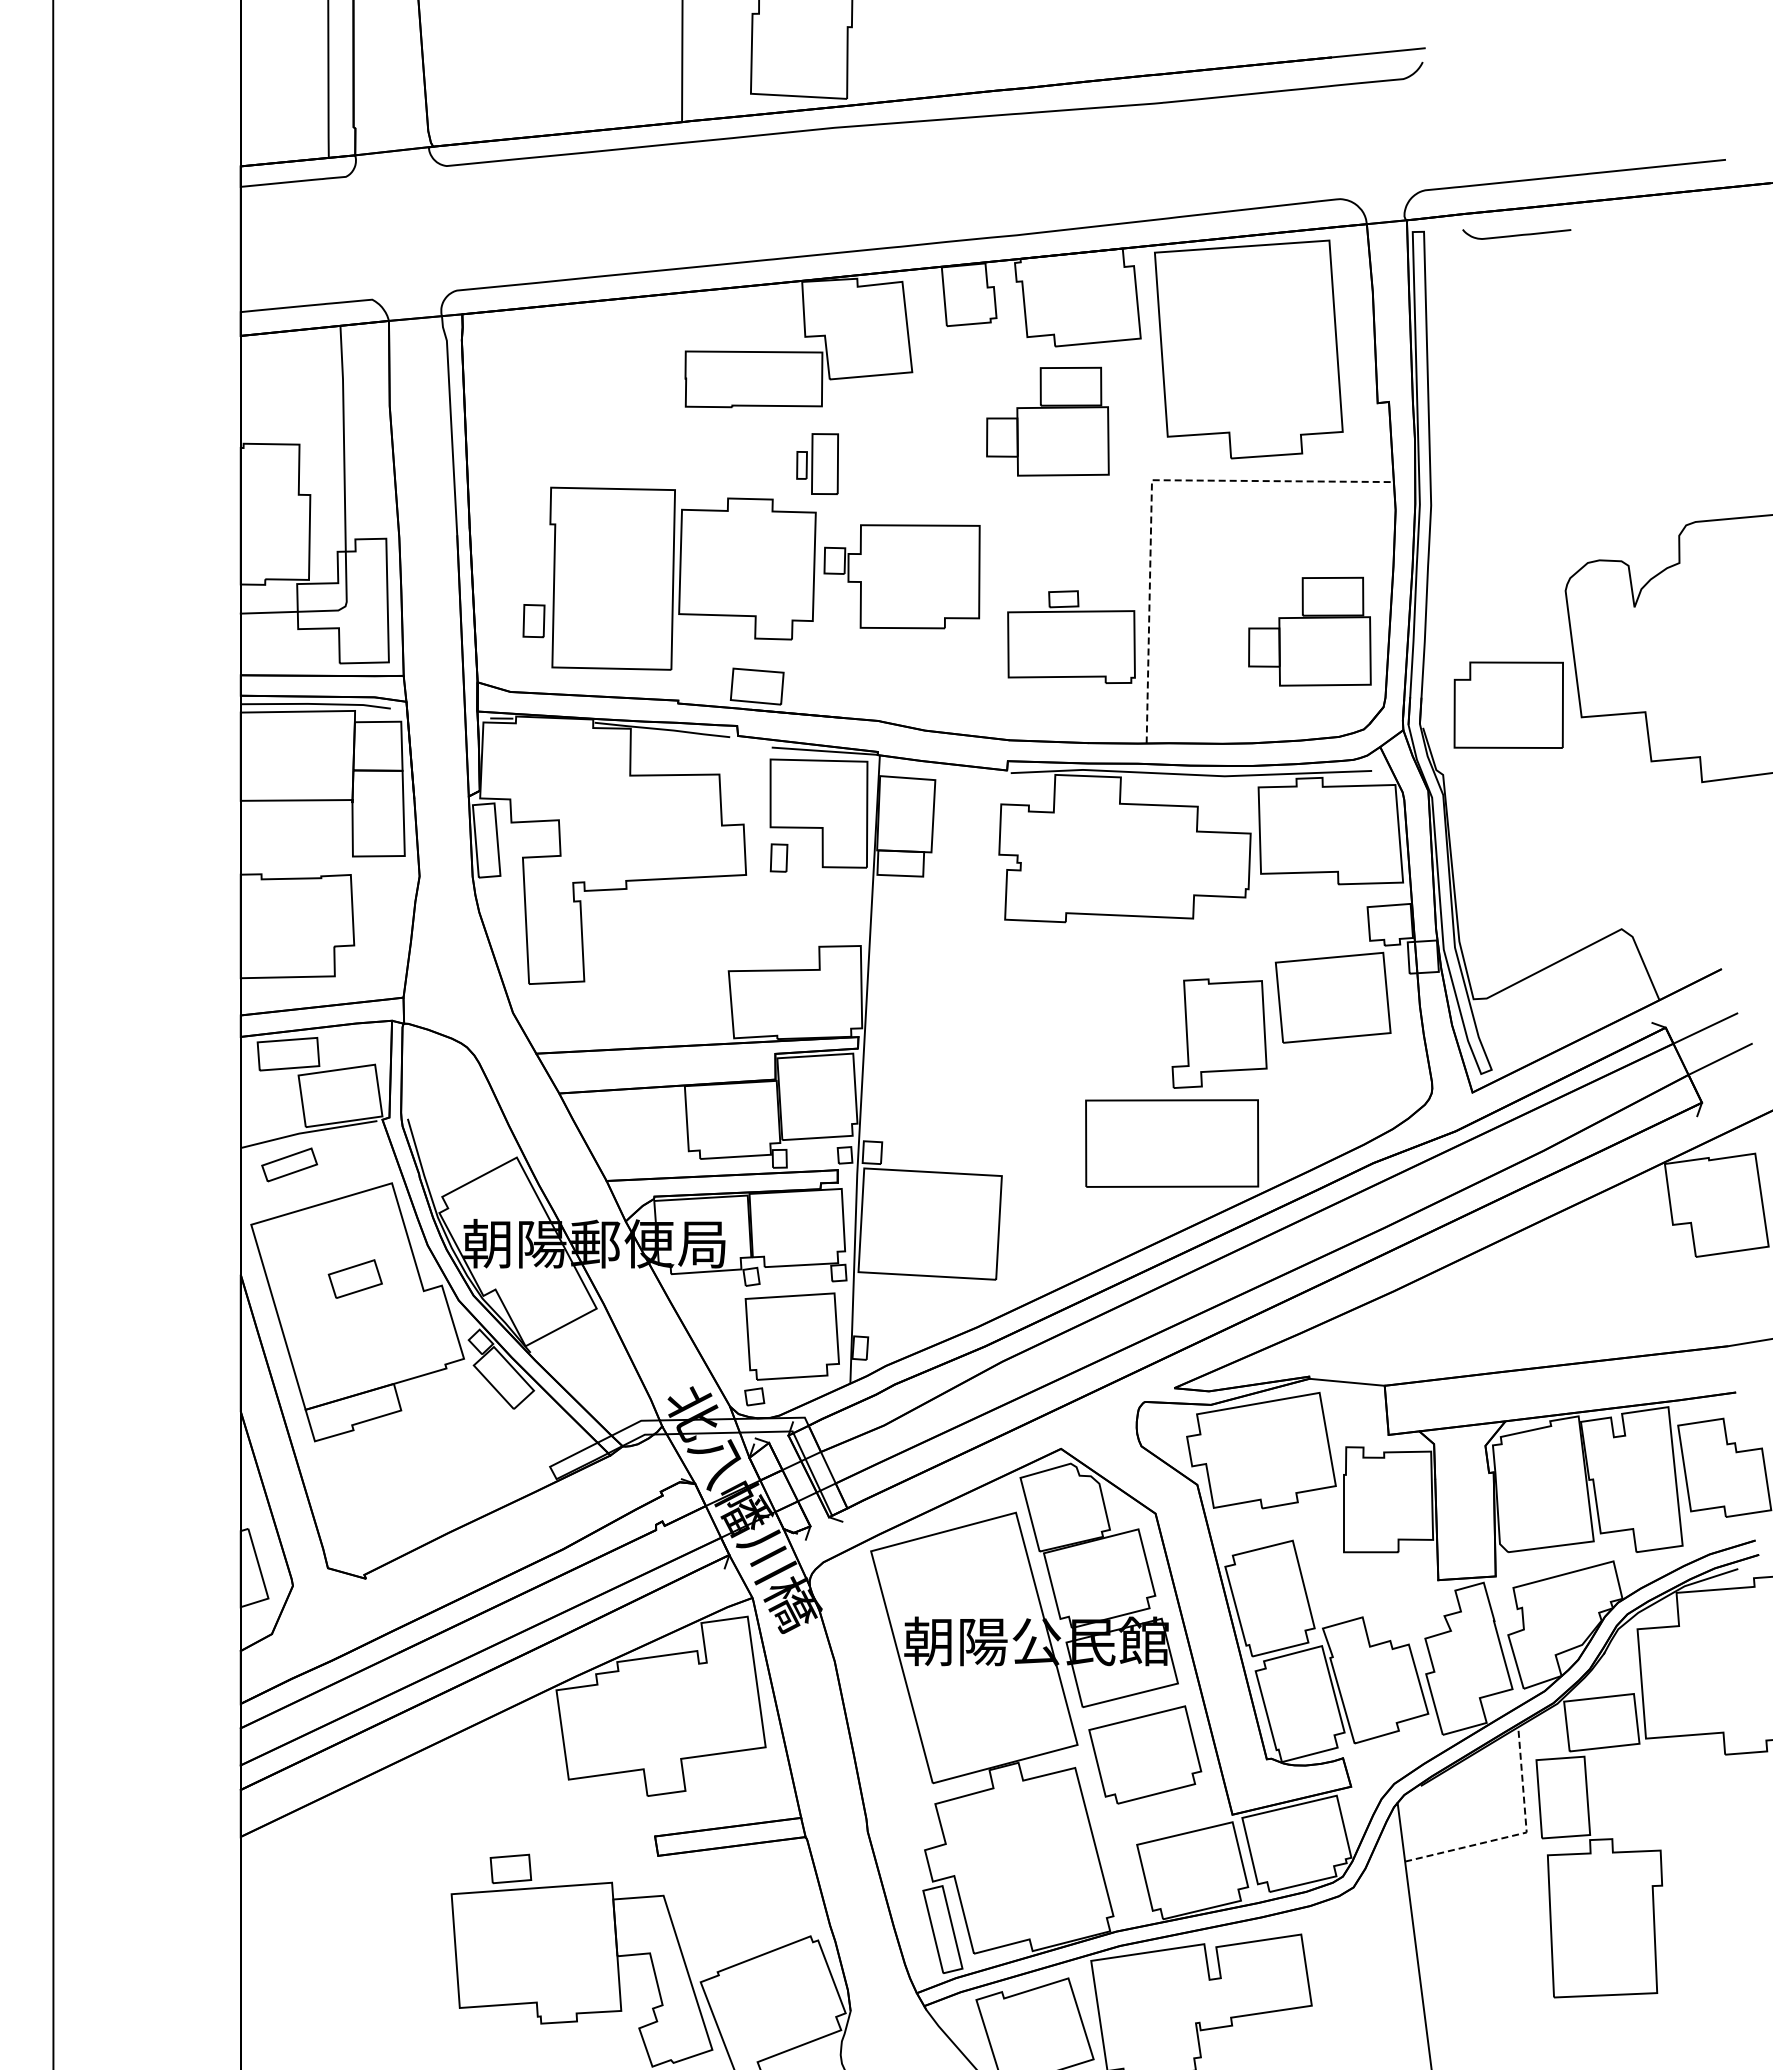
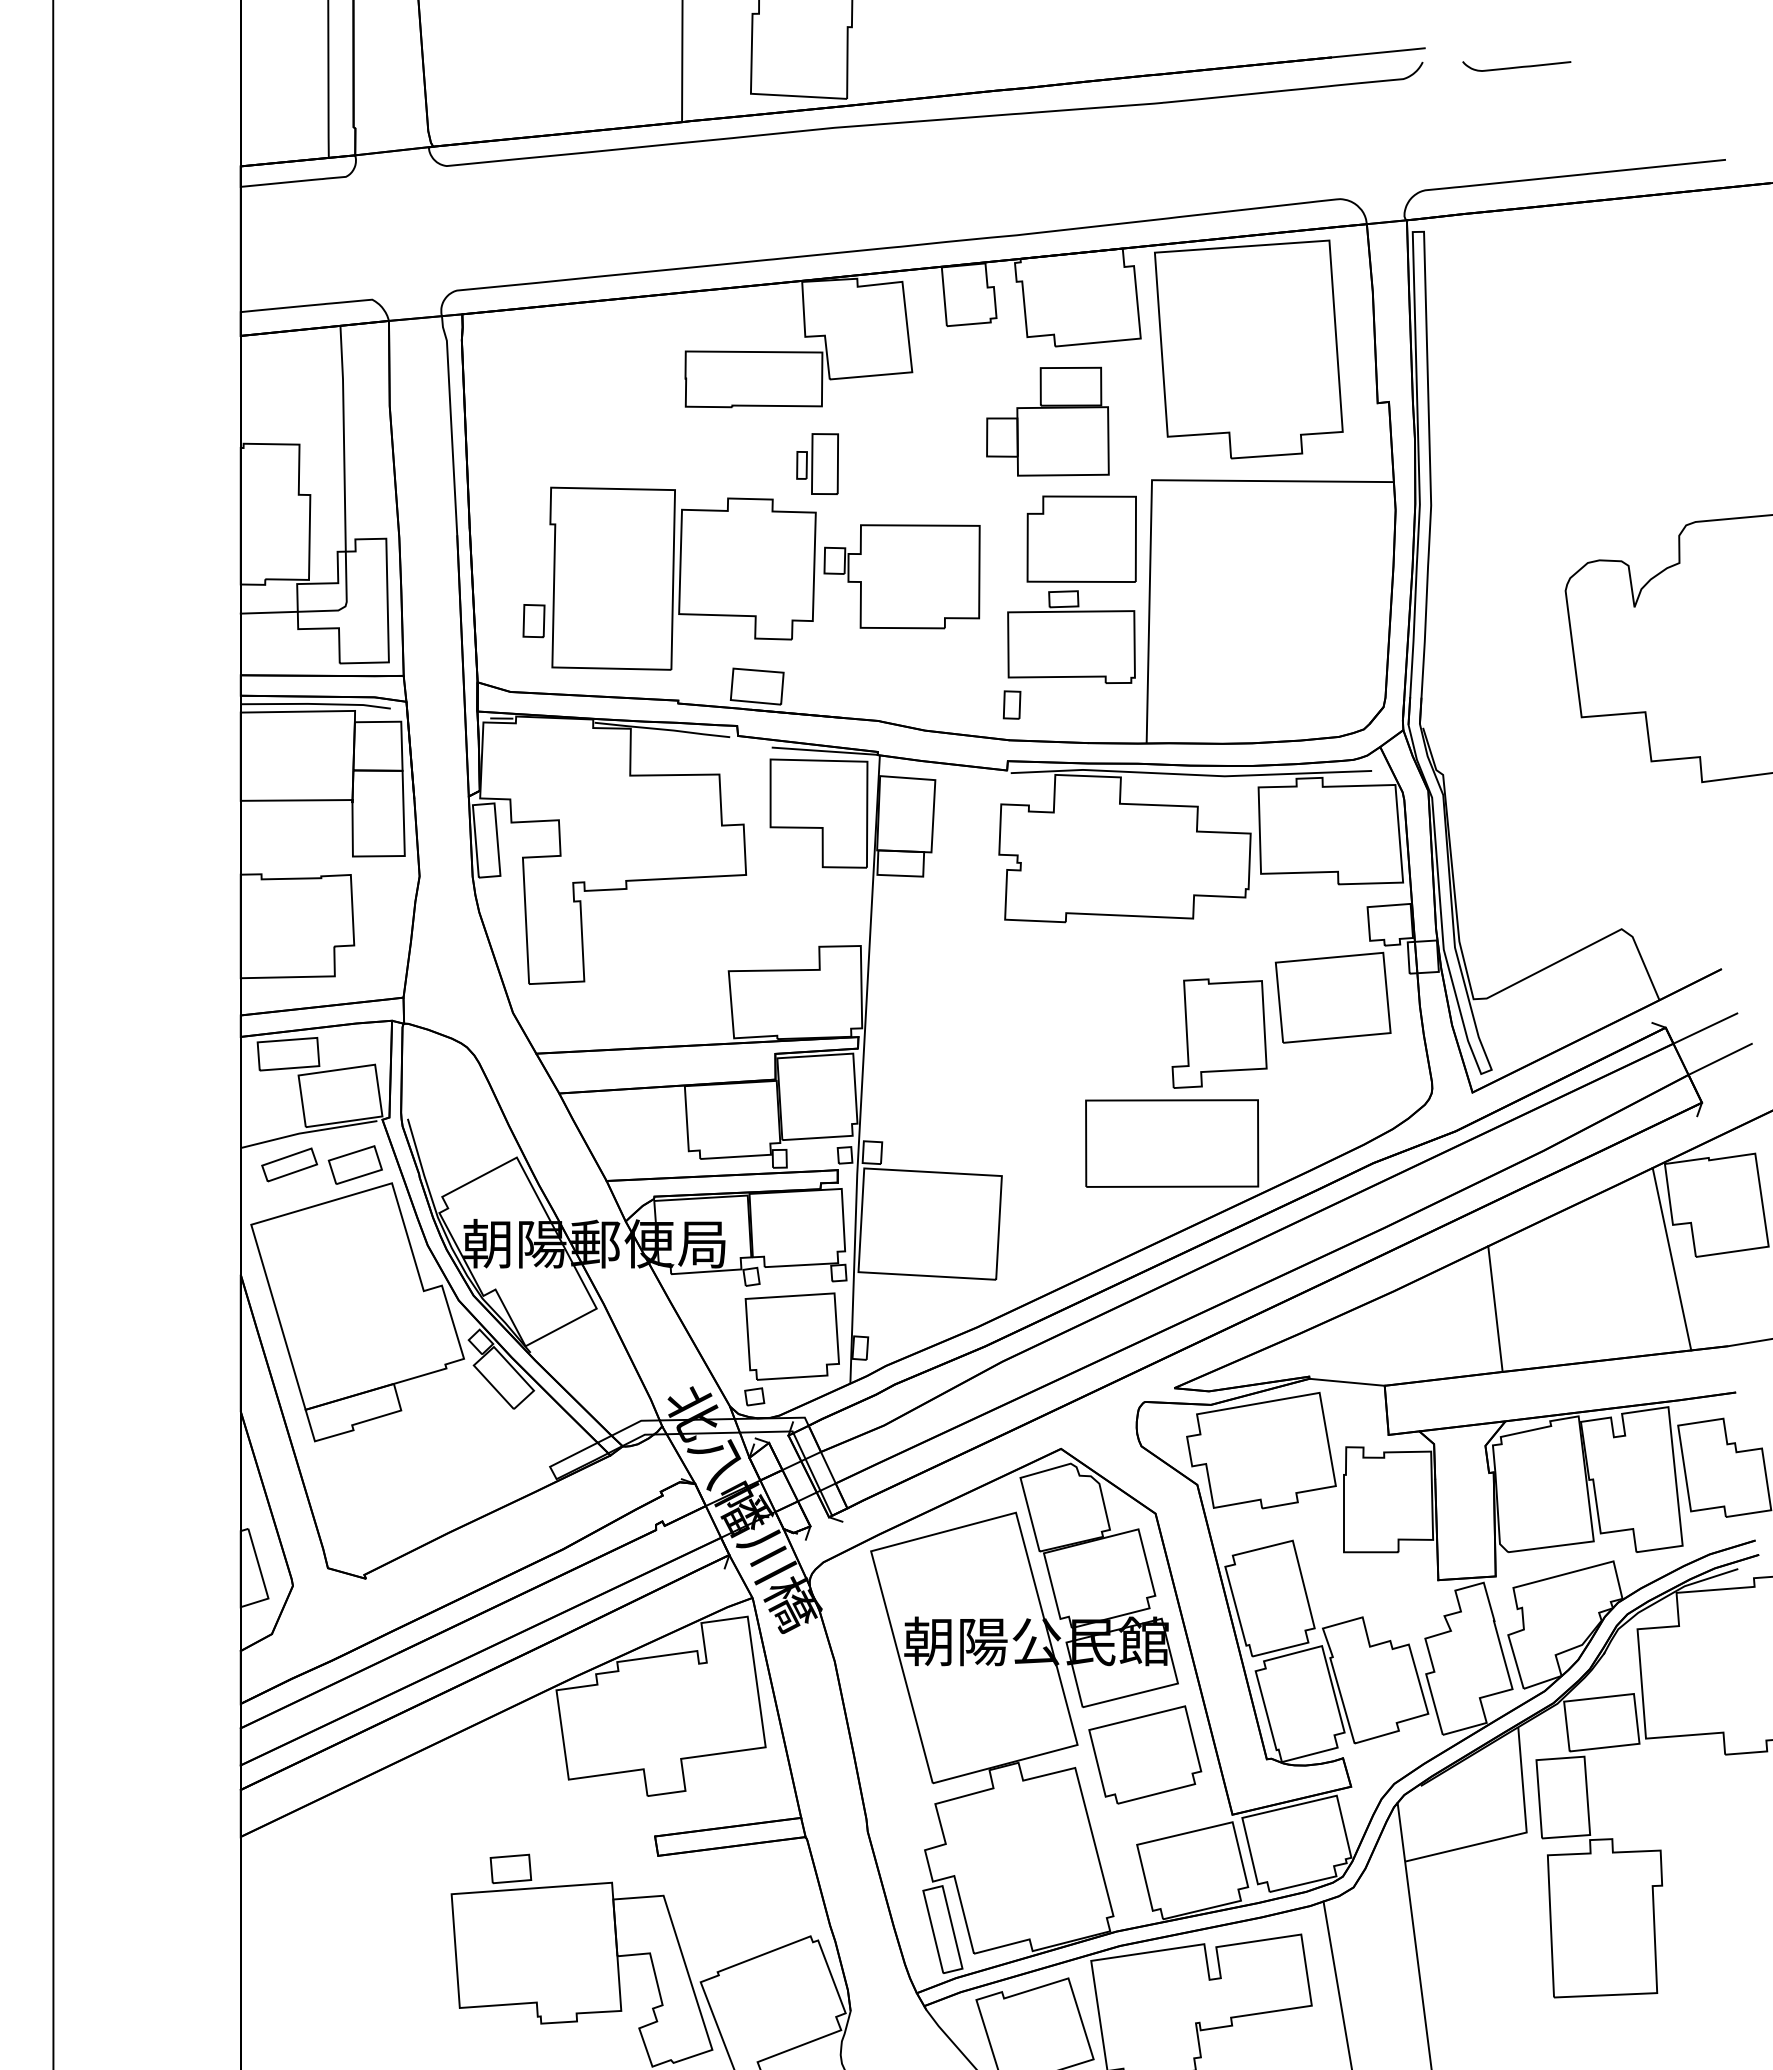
curve position: (1516, 234) -> (1516, 66) (1516, 66)
line: dashed -> solid (1151, 490)
part: present -> none (1309, 631)
part position: (1508, 704) -> (1081, 538) (1081, 538)
part position: (778, 857) -> (1011, 704) (1011, 704)
line: none -> present (1671, 1259)
part position: (354, 1278) -> (354, 1164) (354, 1164)
line: none -> present (1495, 1308)
line: dashed -> solid (1518, 1834)
line: none -> present (1337, 1983)
